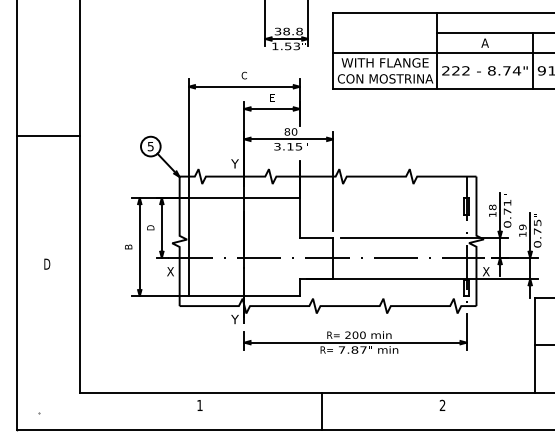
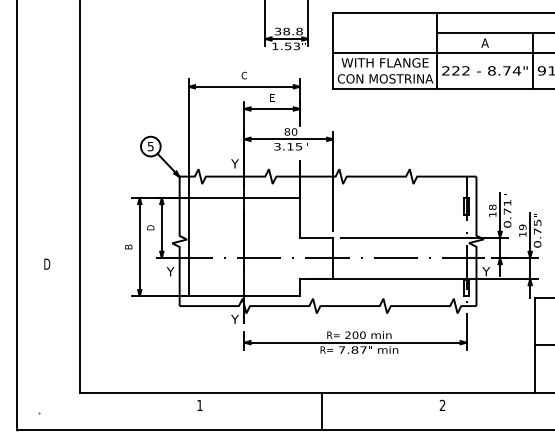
line: present -> none (47, 135)
text: X -> Y (170, 271)
text: X -> Y (485, 271)
